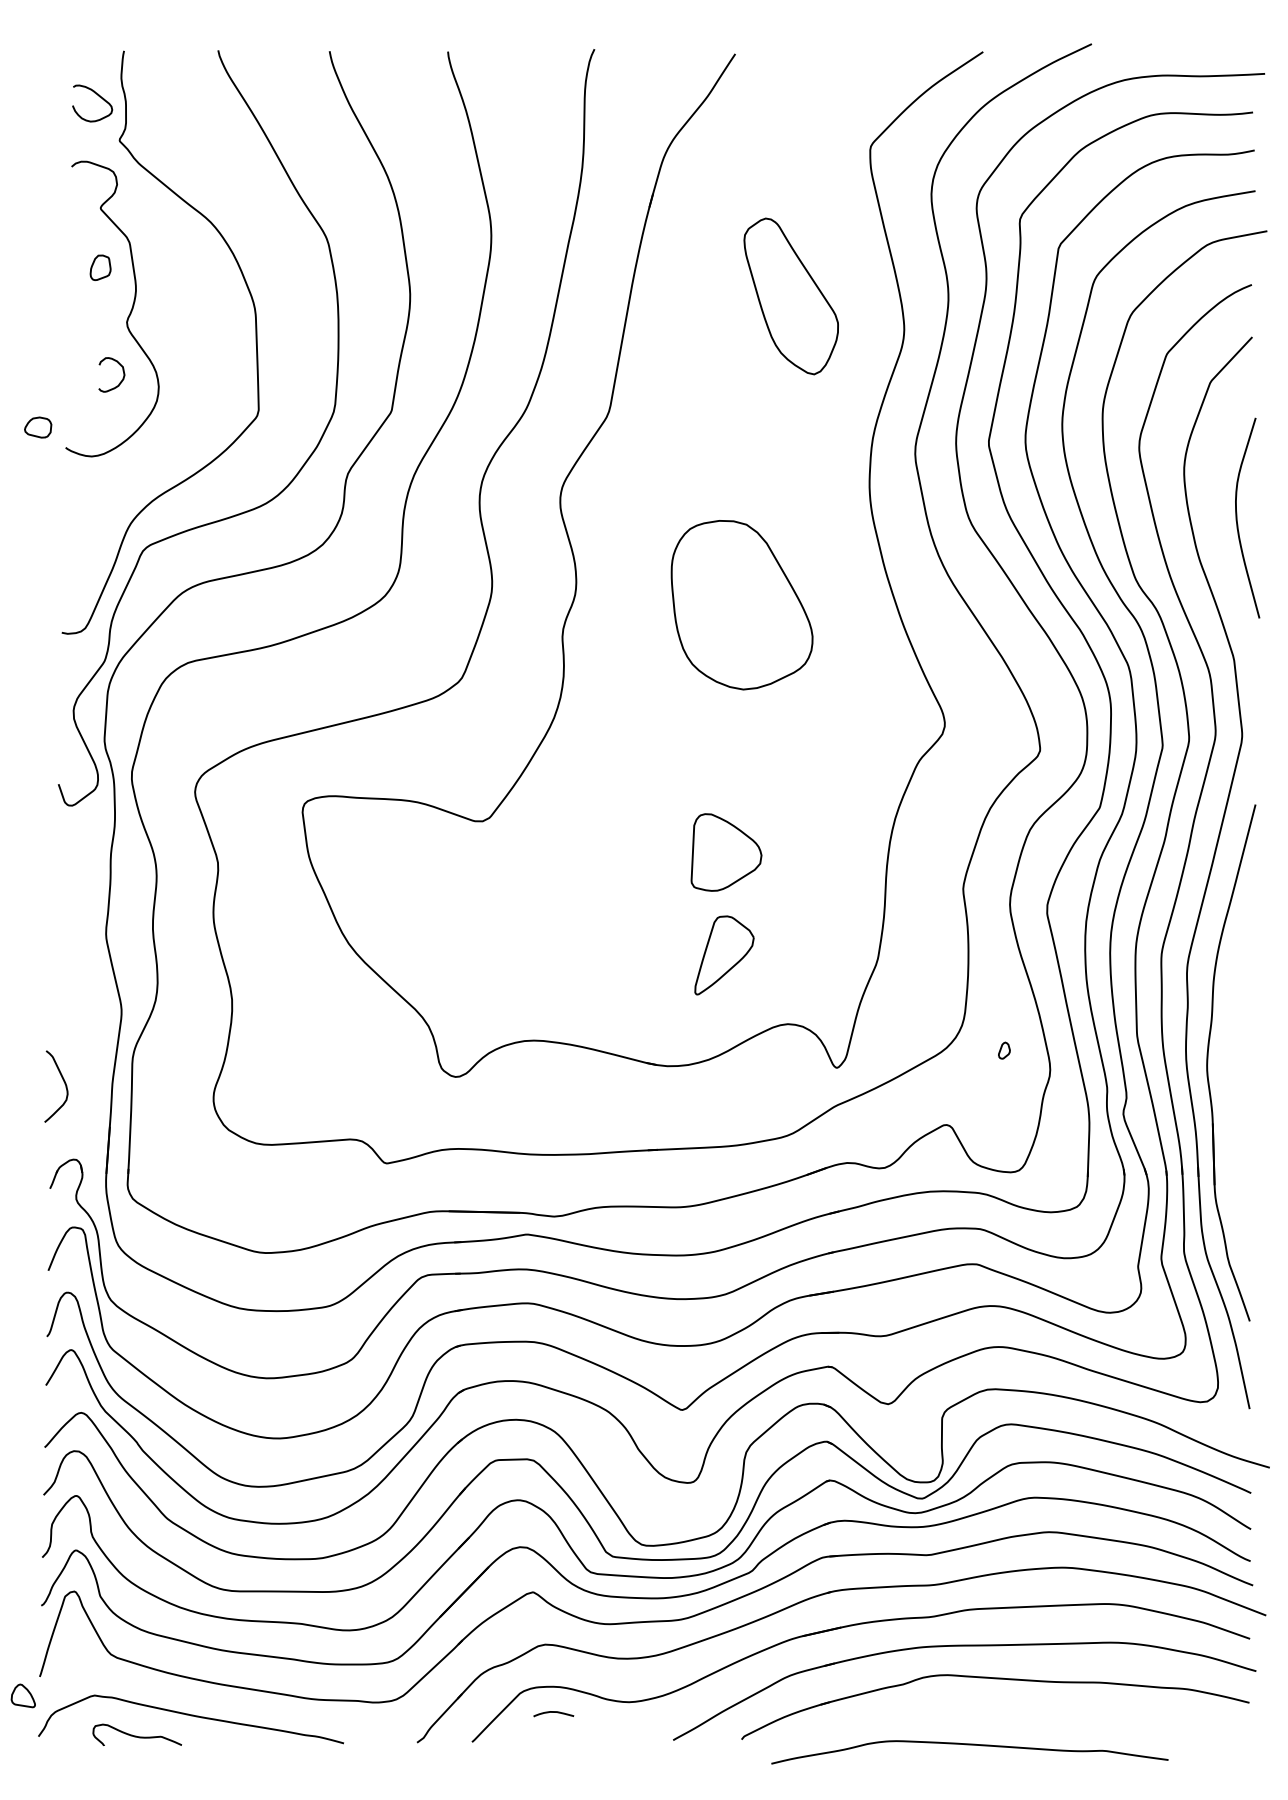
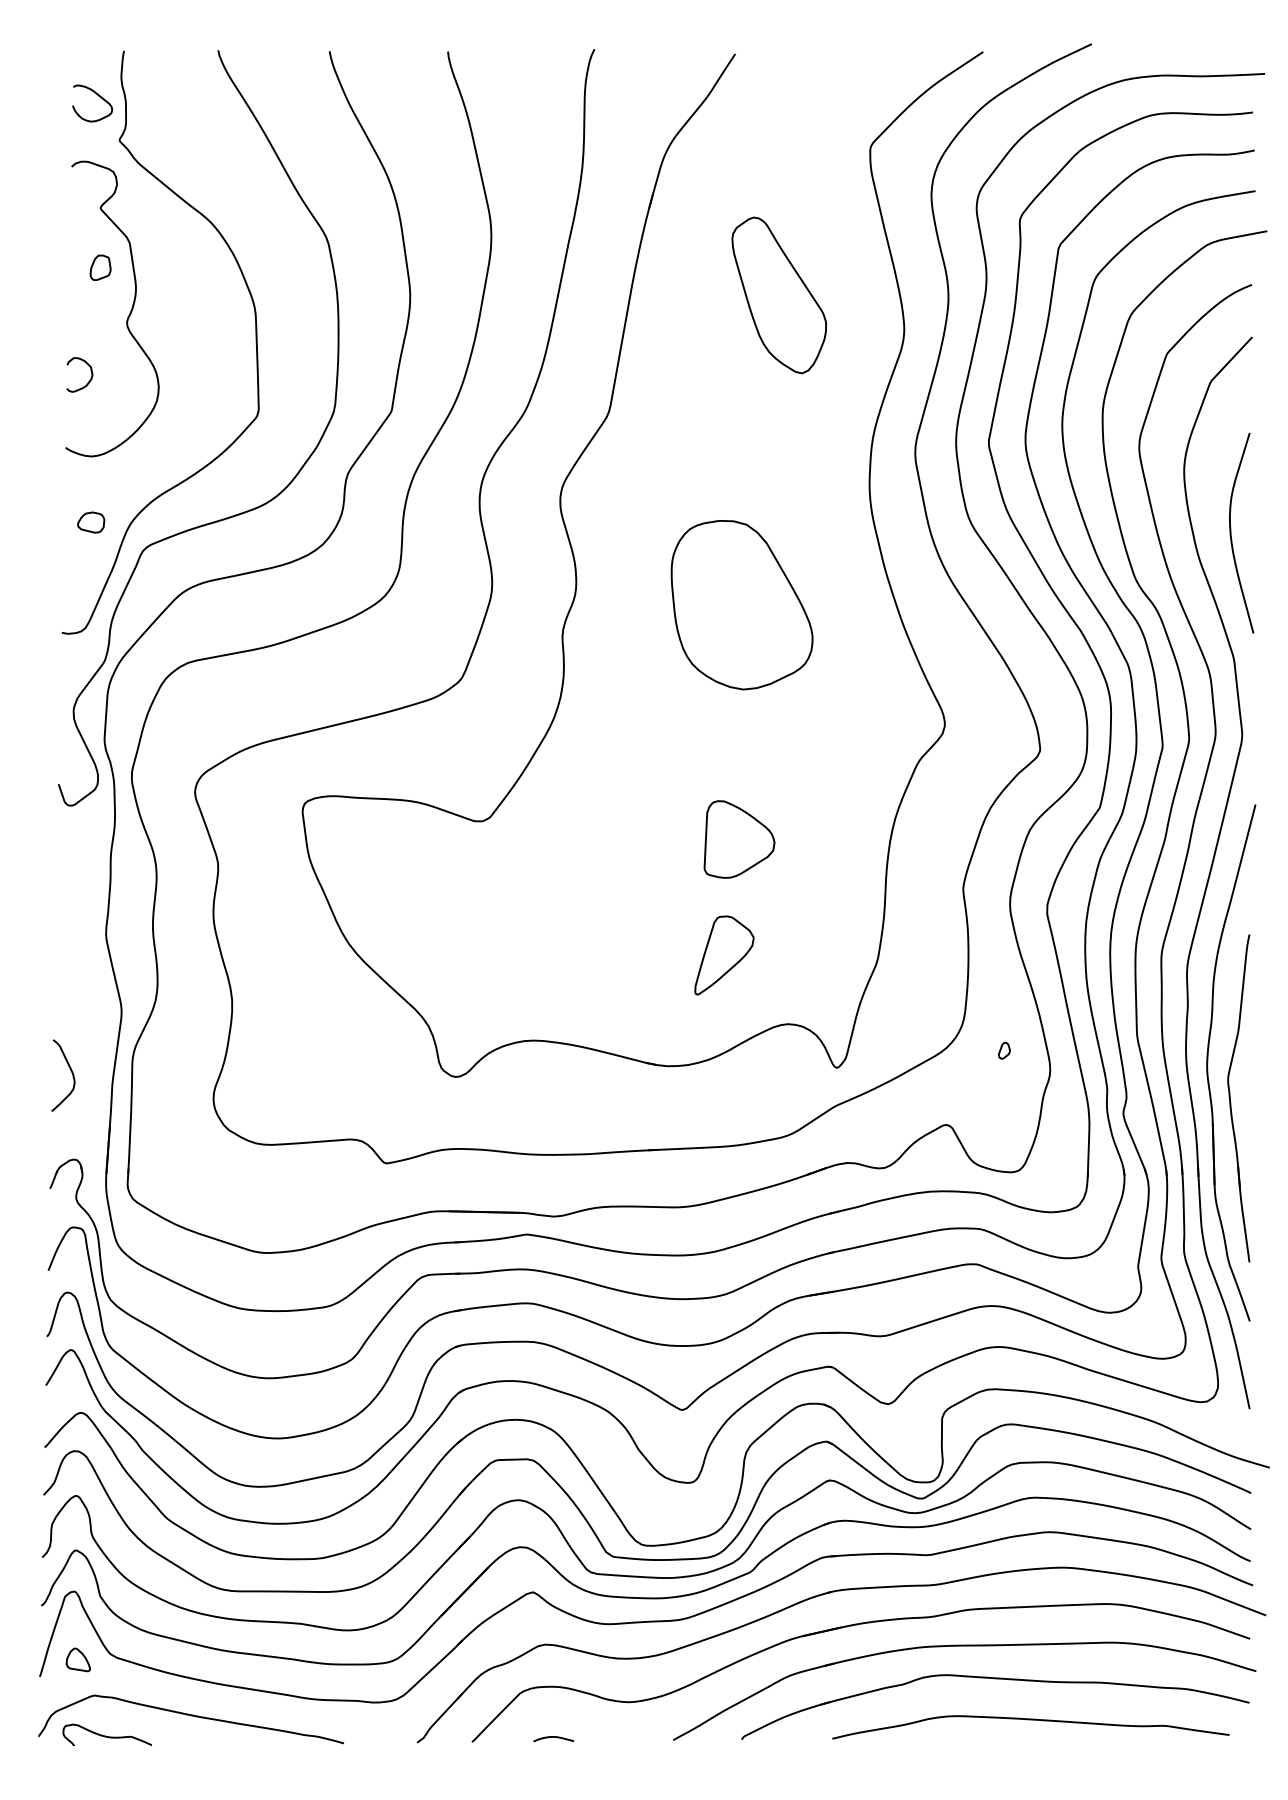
part position: (790, 296) -> (778, 295) (778, 295)
curve position: (119, 382) -> (87, 382) (87, 382)
part position: (38, 427) -> (91, 522) (91, 522)
curve position: (1237, 517) -> (1231, 532) (1231, 532)
part position: (726, 852) -> (739, 839) (739, 839)
curve position: (64, 1084) -> (71, 1073) (71, 1073)
part: none -> present (1230, 1098)
part position: (22, 1695) -> (77, 1659) (77, 1659)
curve position: (553, 1712) -> (553, 1737) (553, 1737)
curve position: (136, 1735) -> (106, 1735) (106, 1735)
curve position: (969, 1745) -> (1030, 1720) (1030, 1720)
